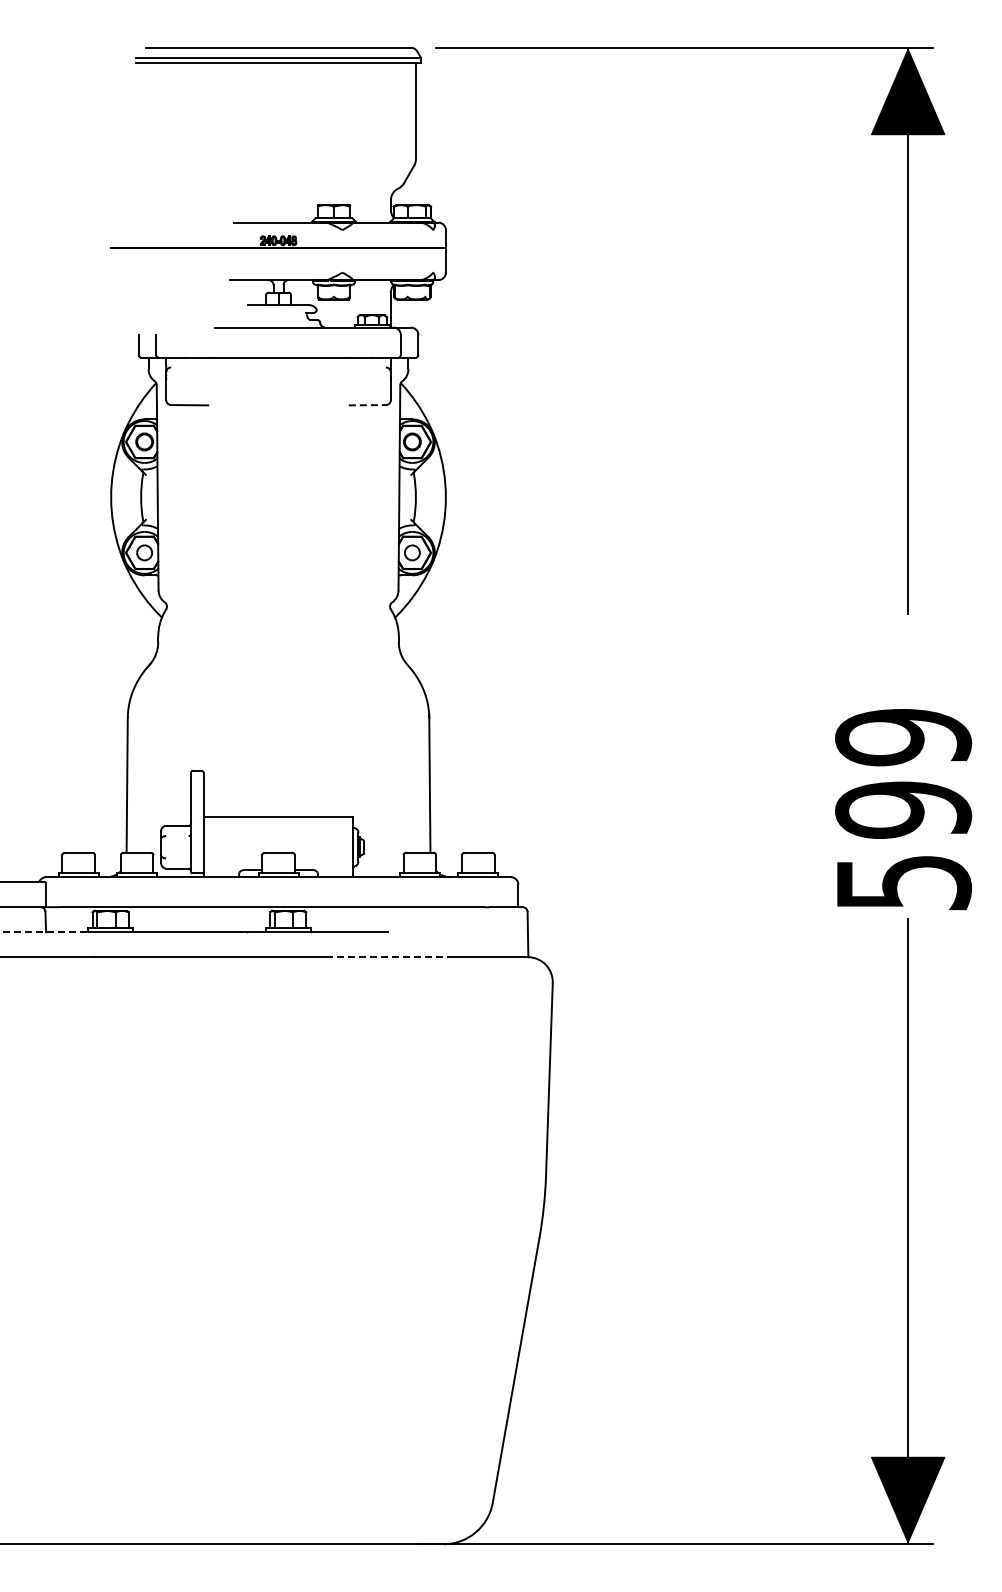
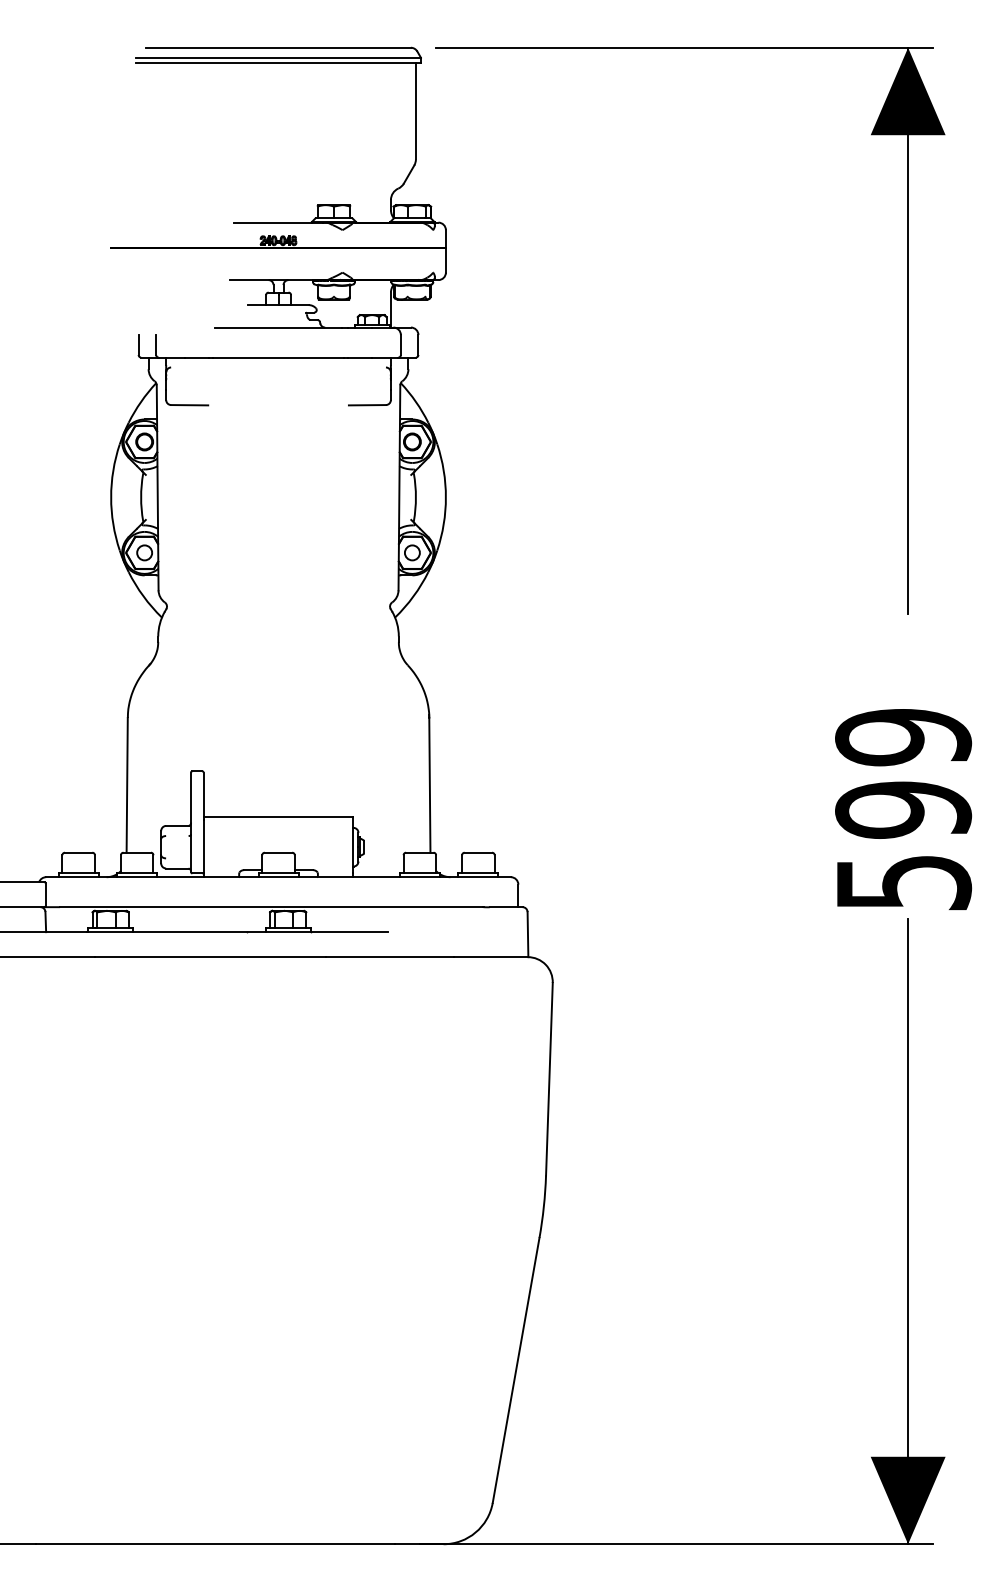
line: dashed -> solid (367, 405)
line: dashed -> solid (44, 932)
line: dashed -> solid (390, 957)
